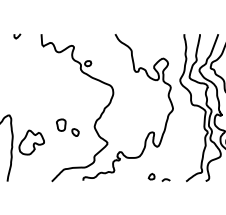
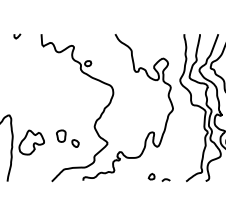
part position: (67, 127) -> (67, 138) (67, 138)
